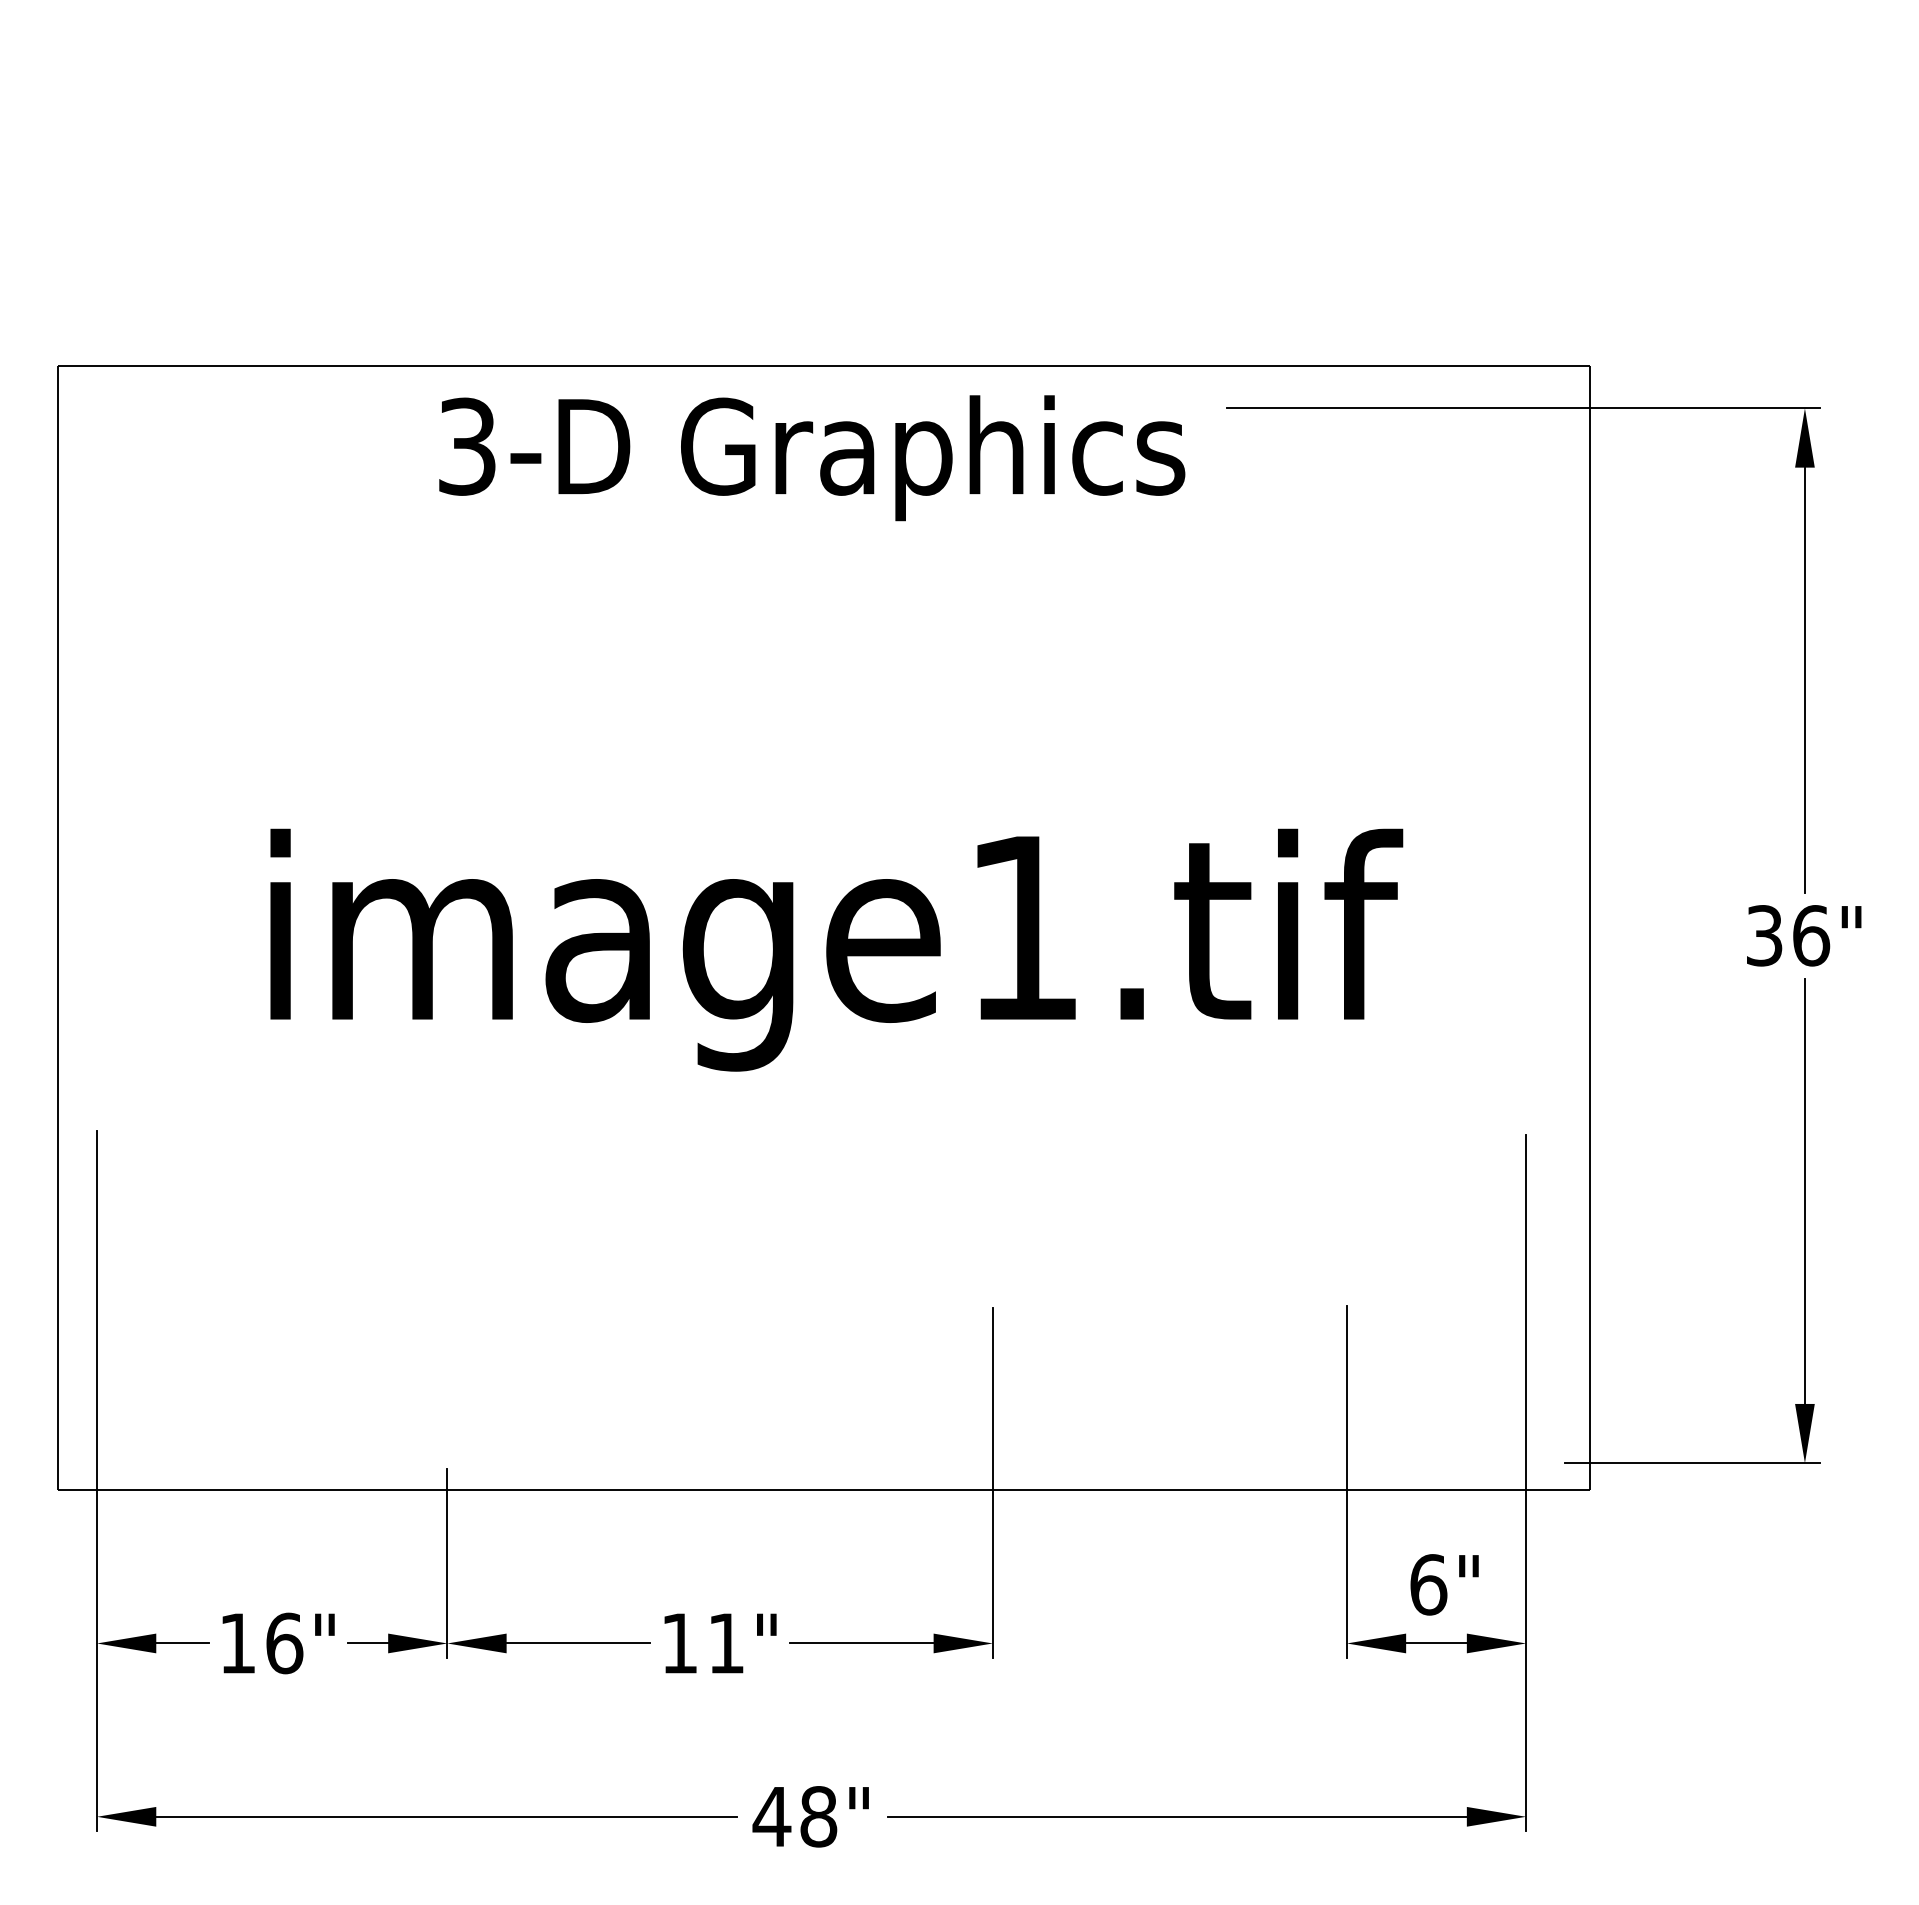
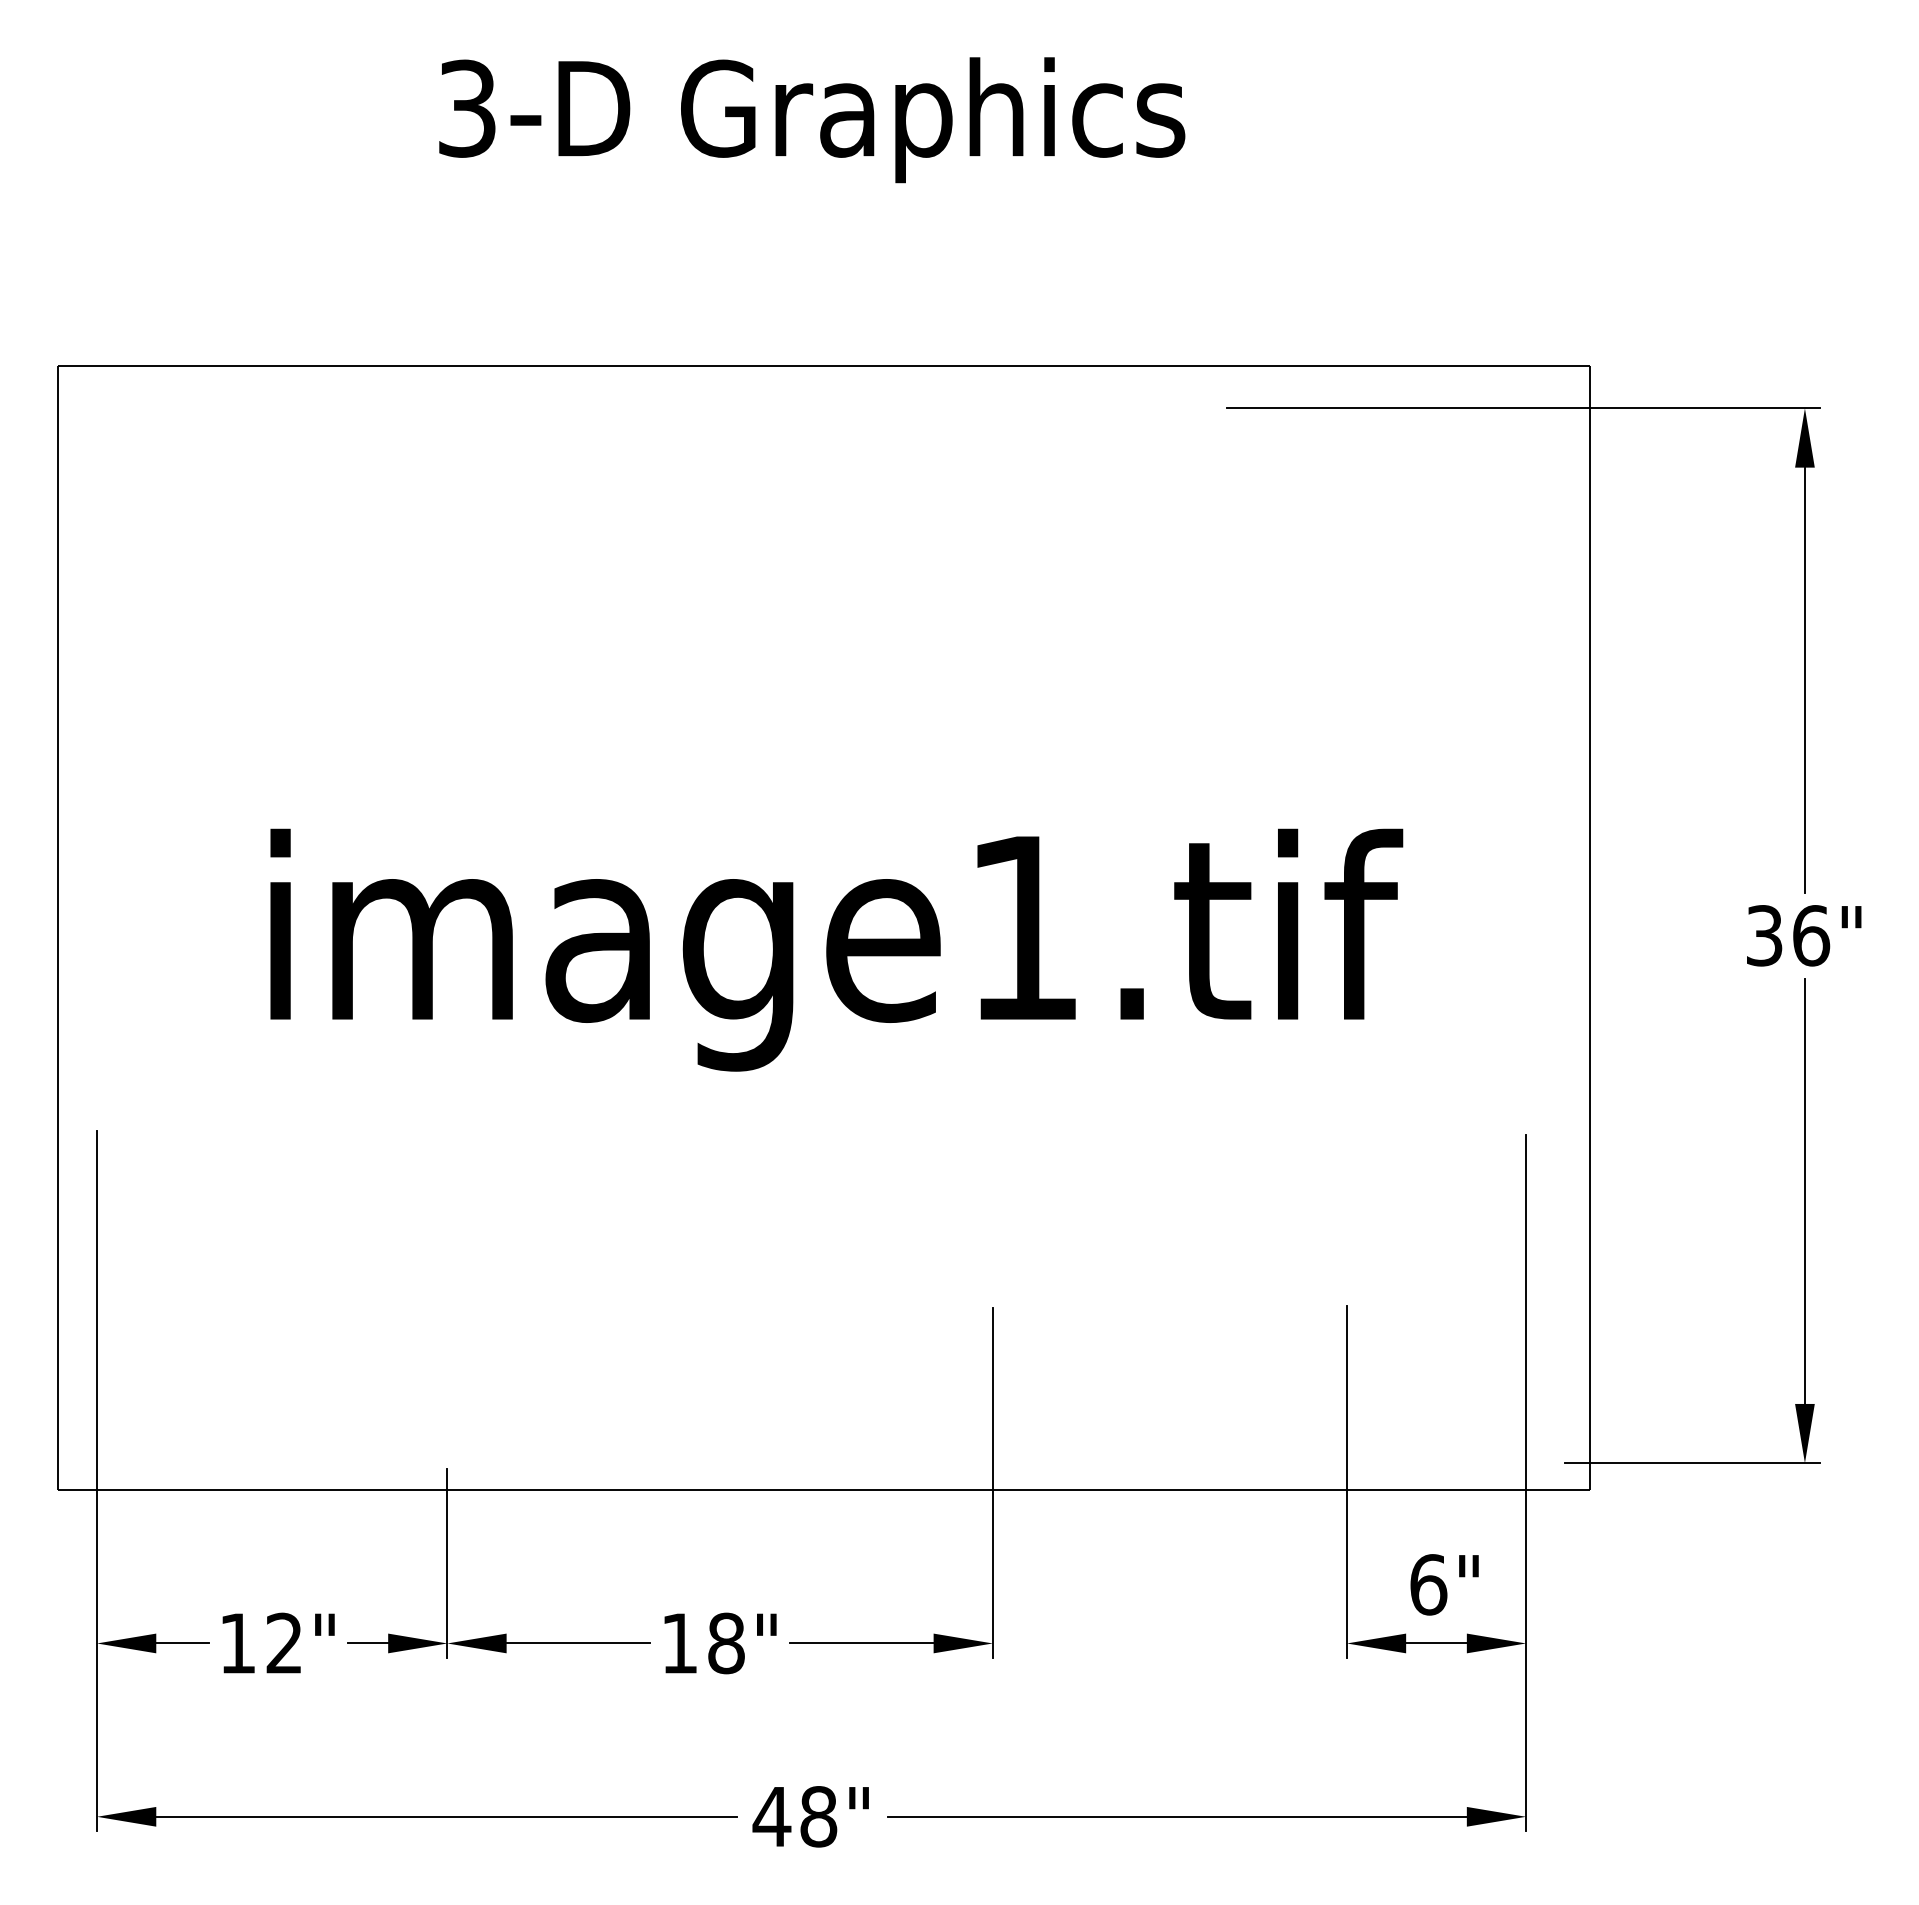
text position: (812, 458) -> (812, 120) (812, 120)
text: 16" -> 12" (284, 1643)
text: 11" -> 18" (726, 1643)
